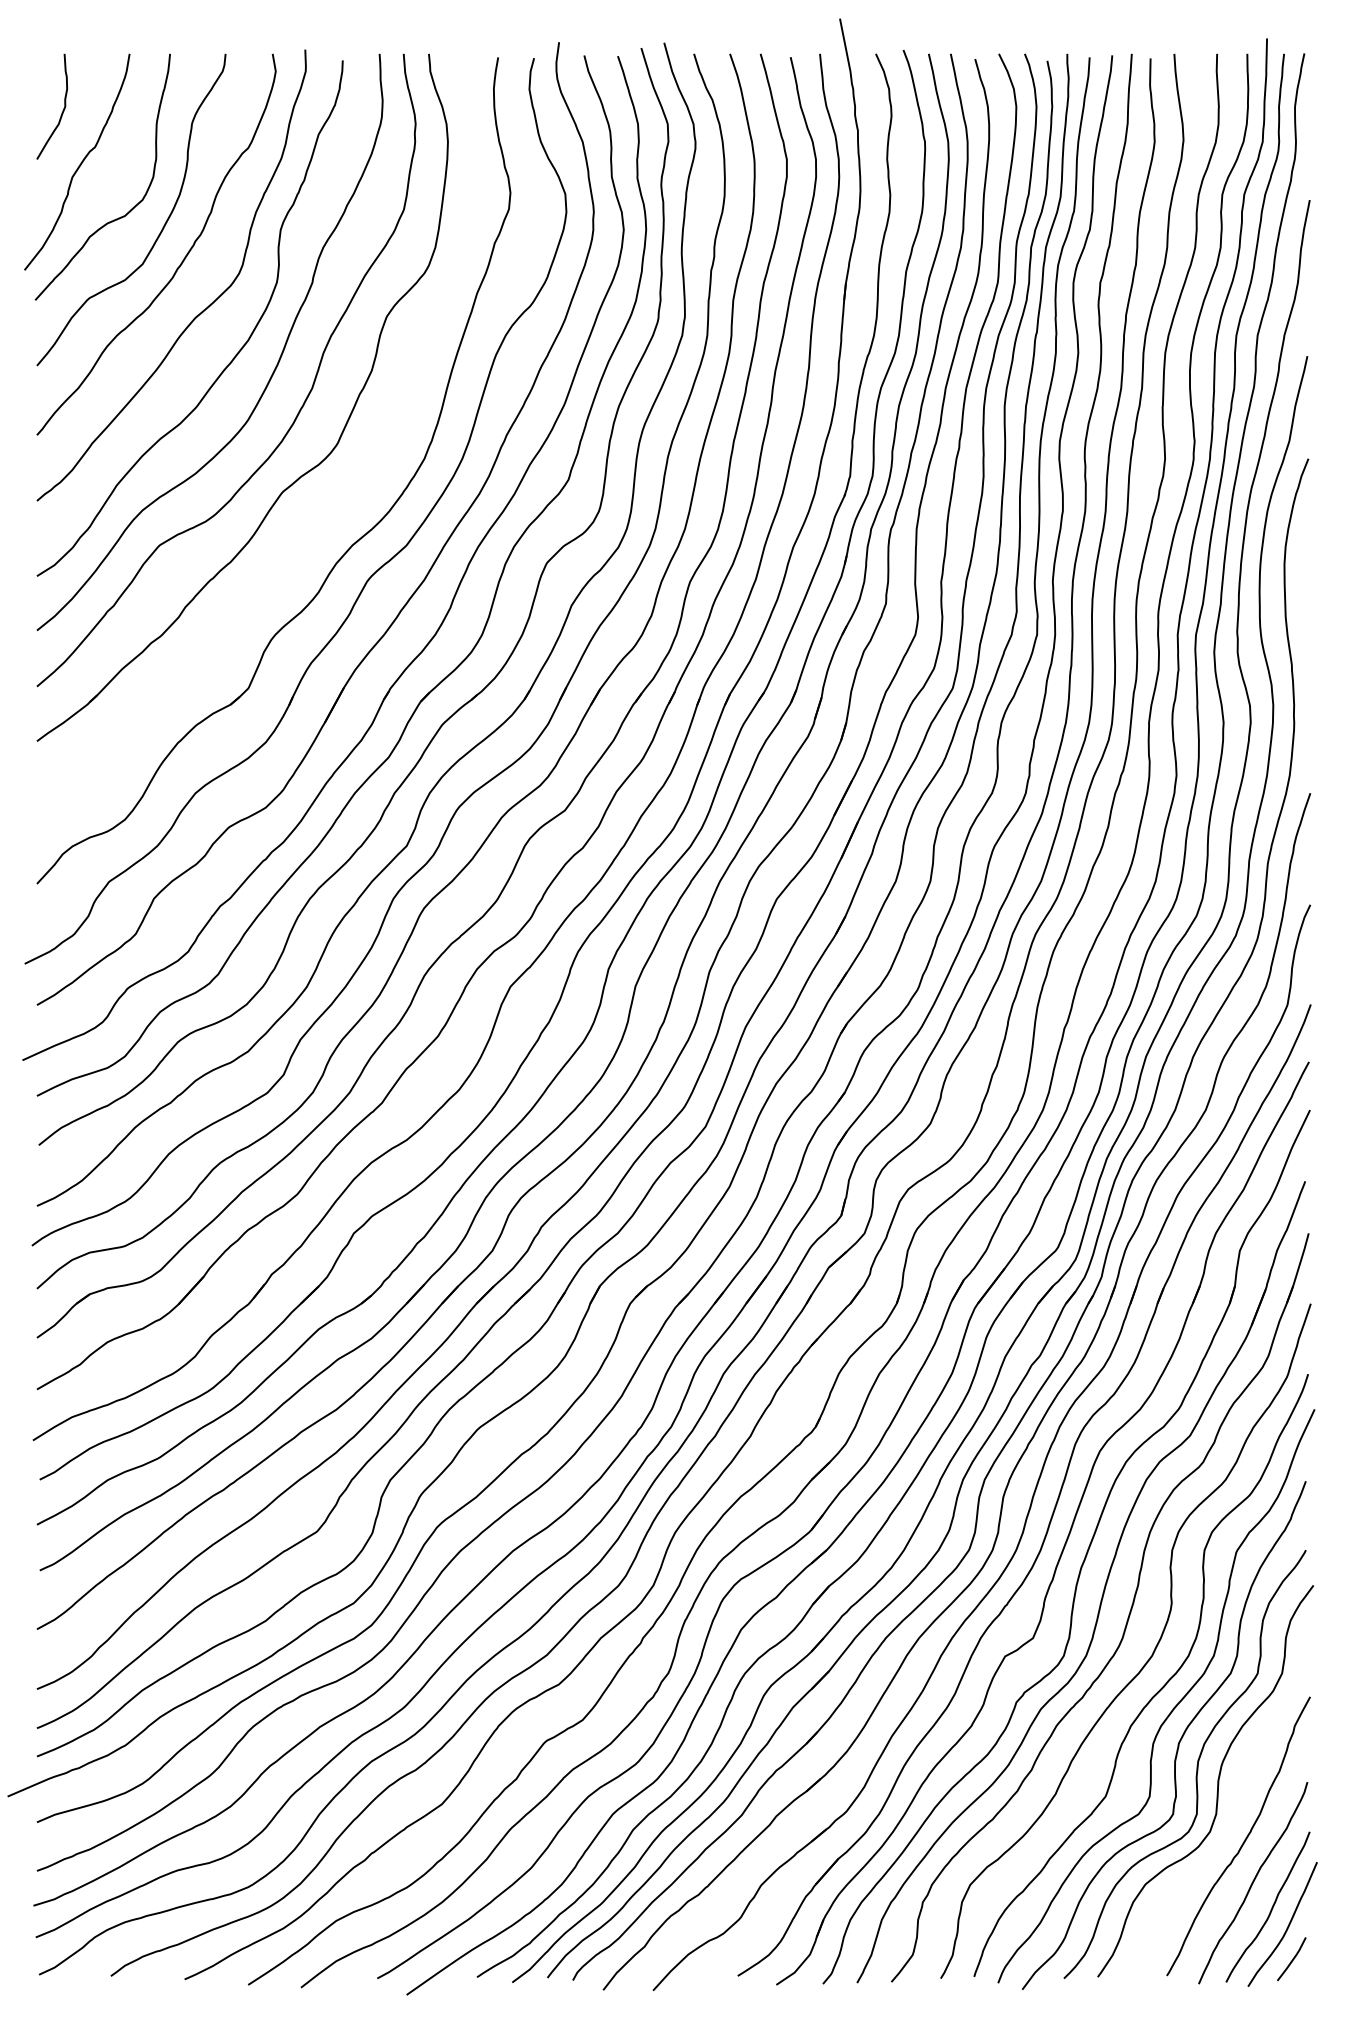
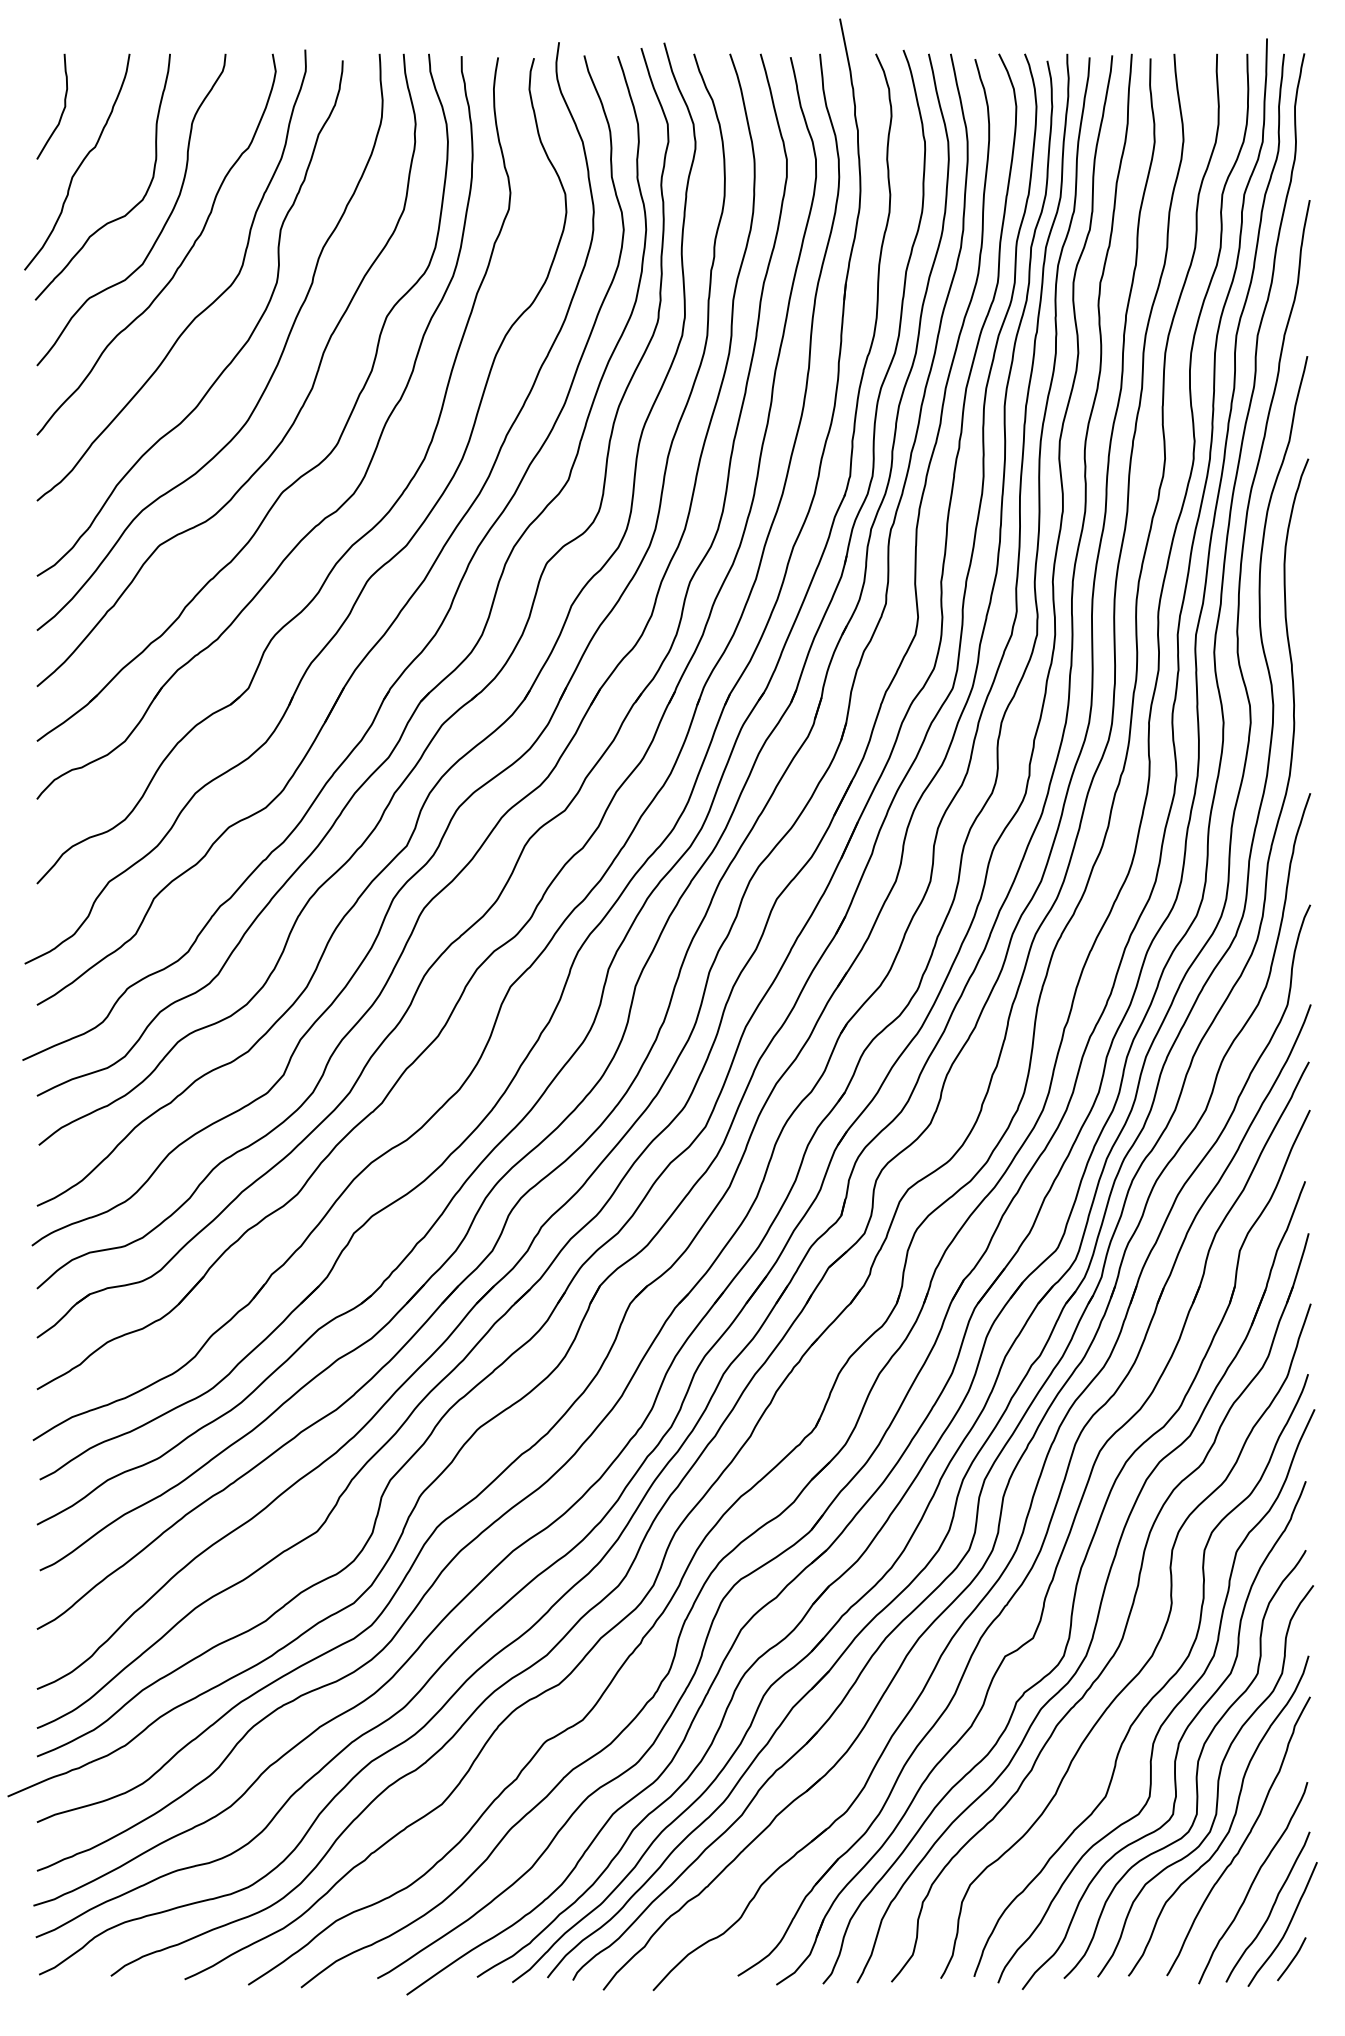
part: none -> present (325, 516)
curve: none -> present (1232, 1818)
